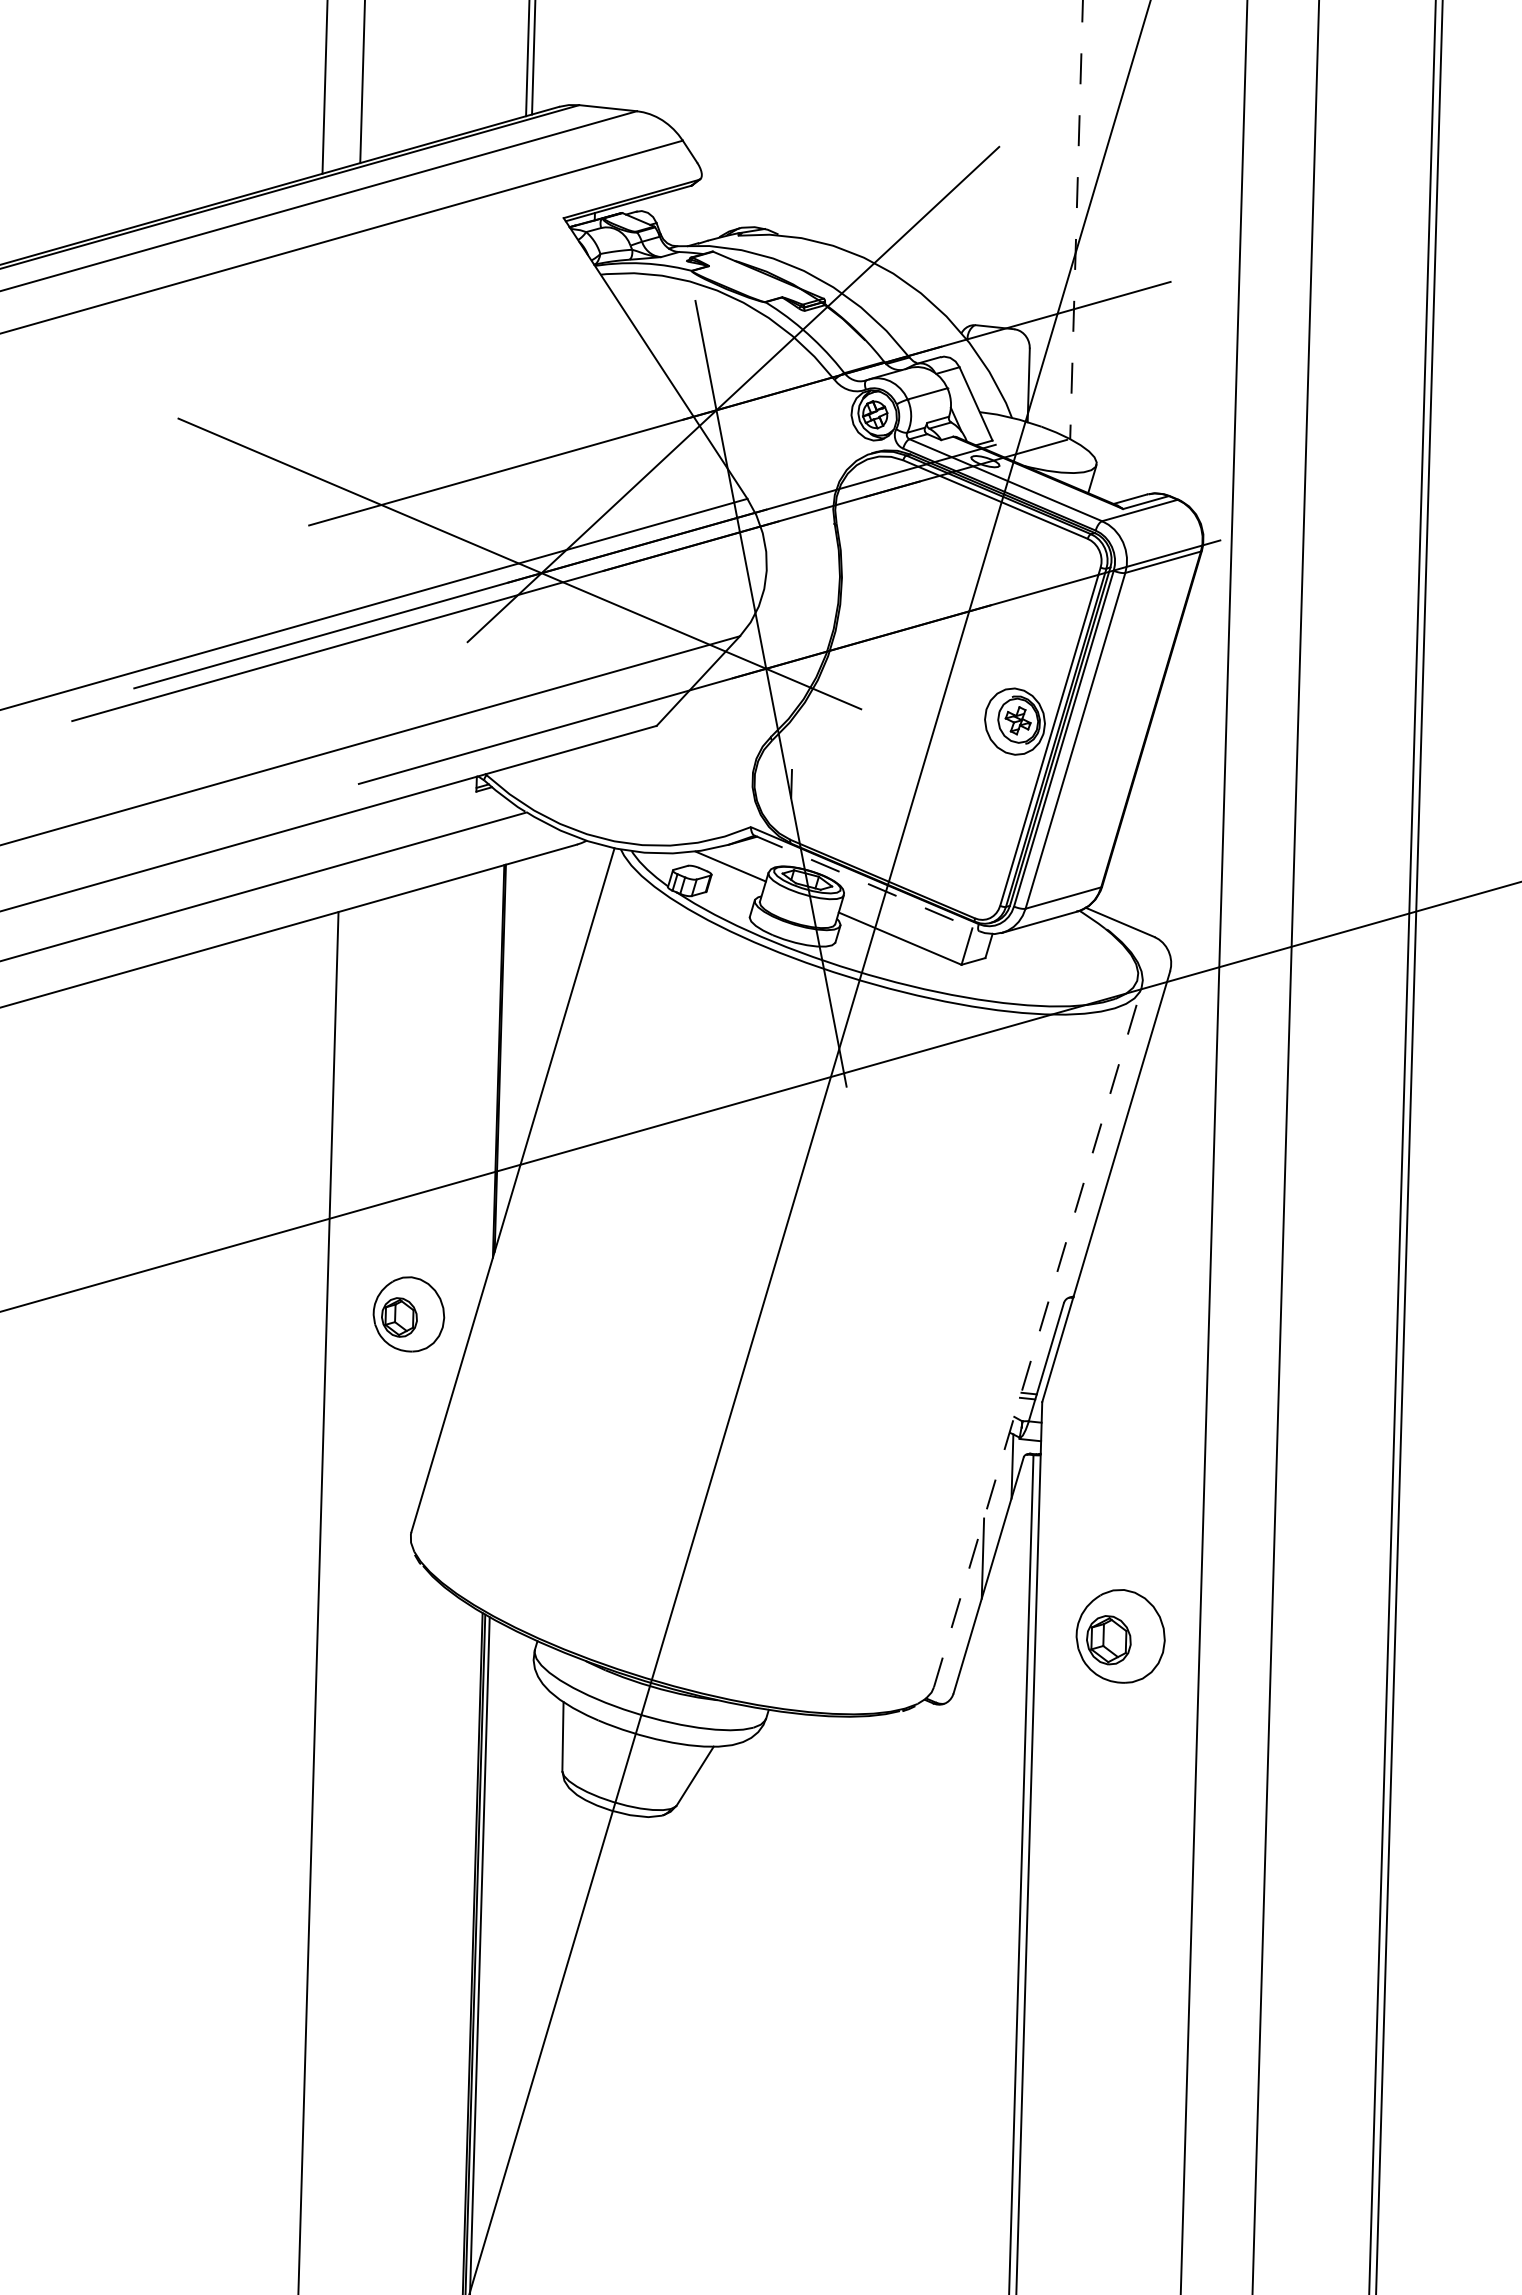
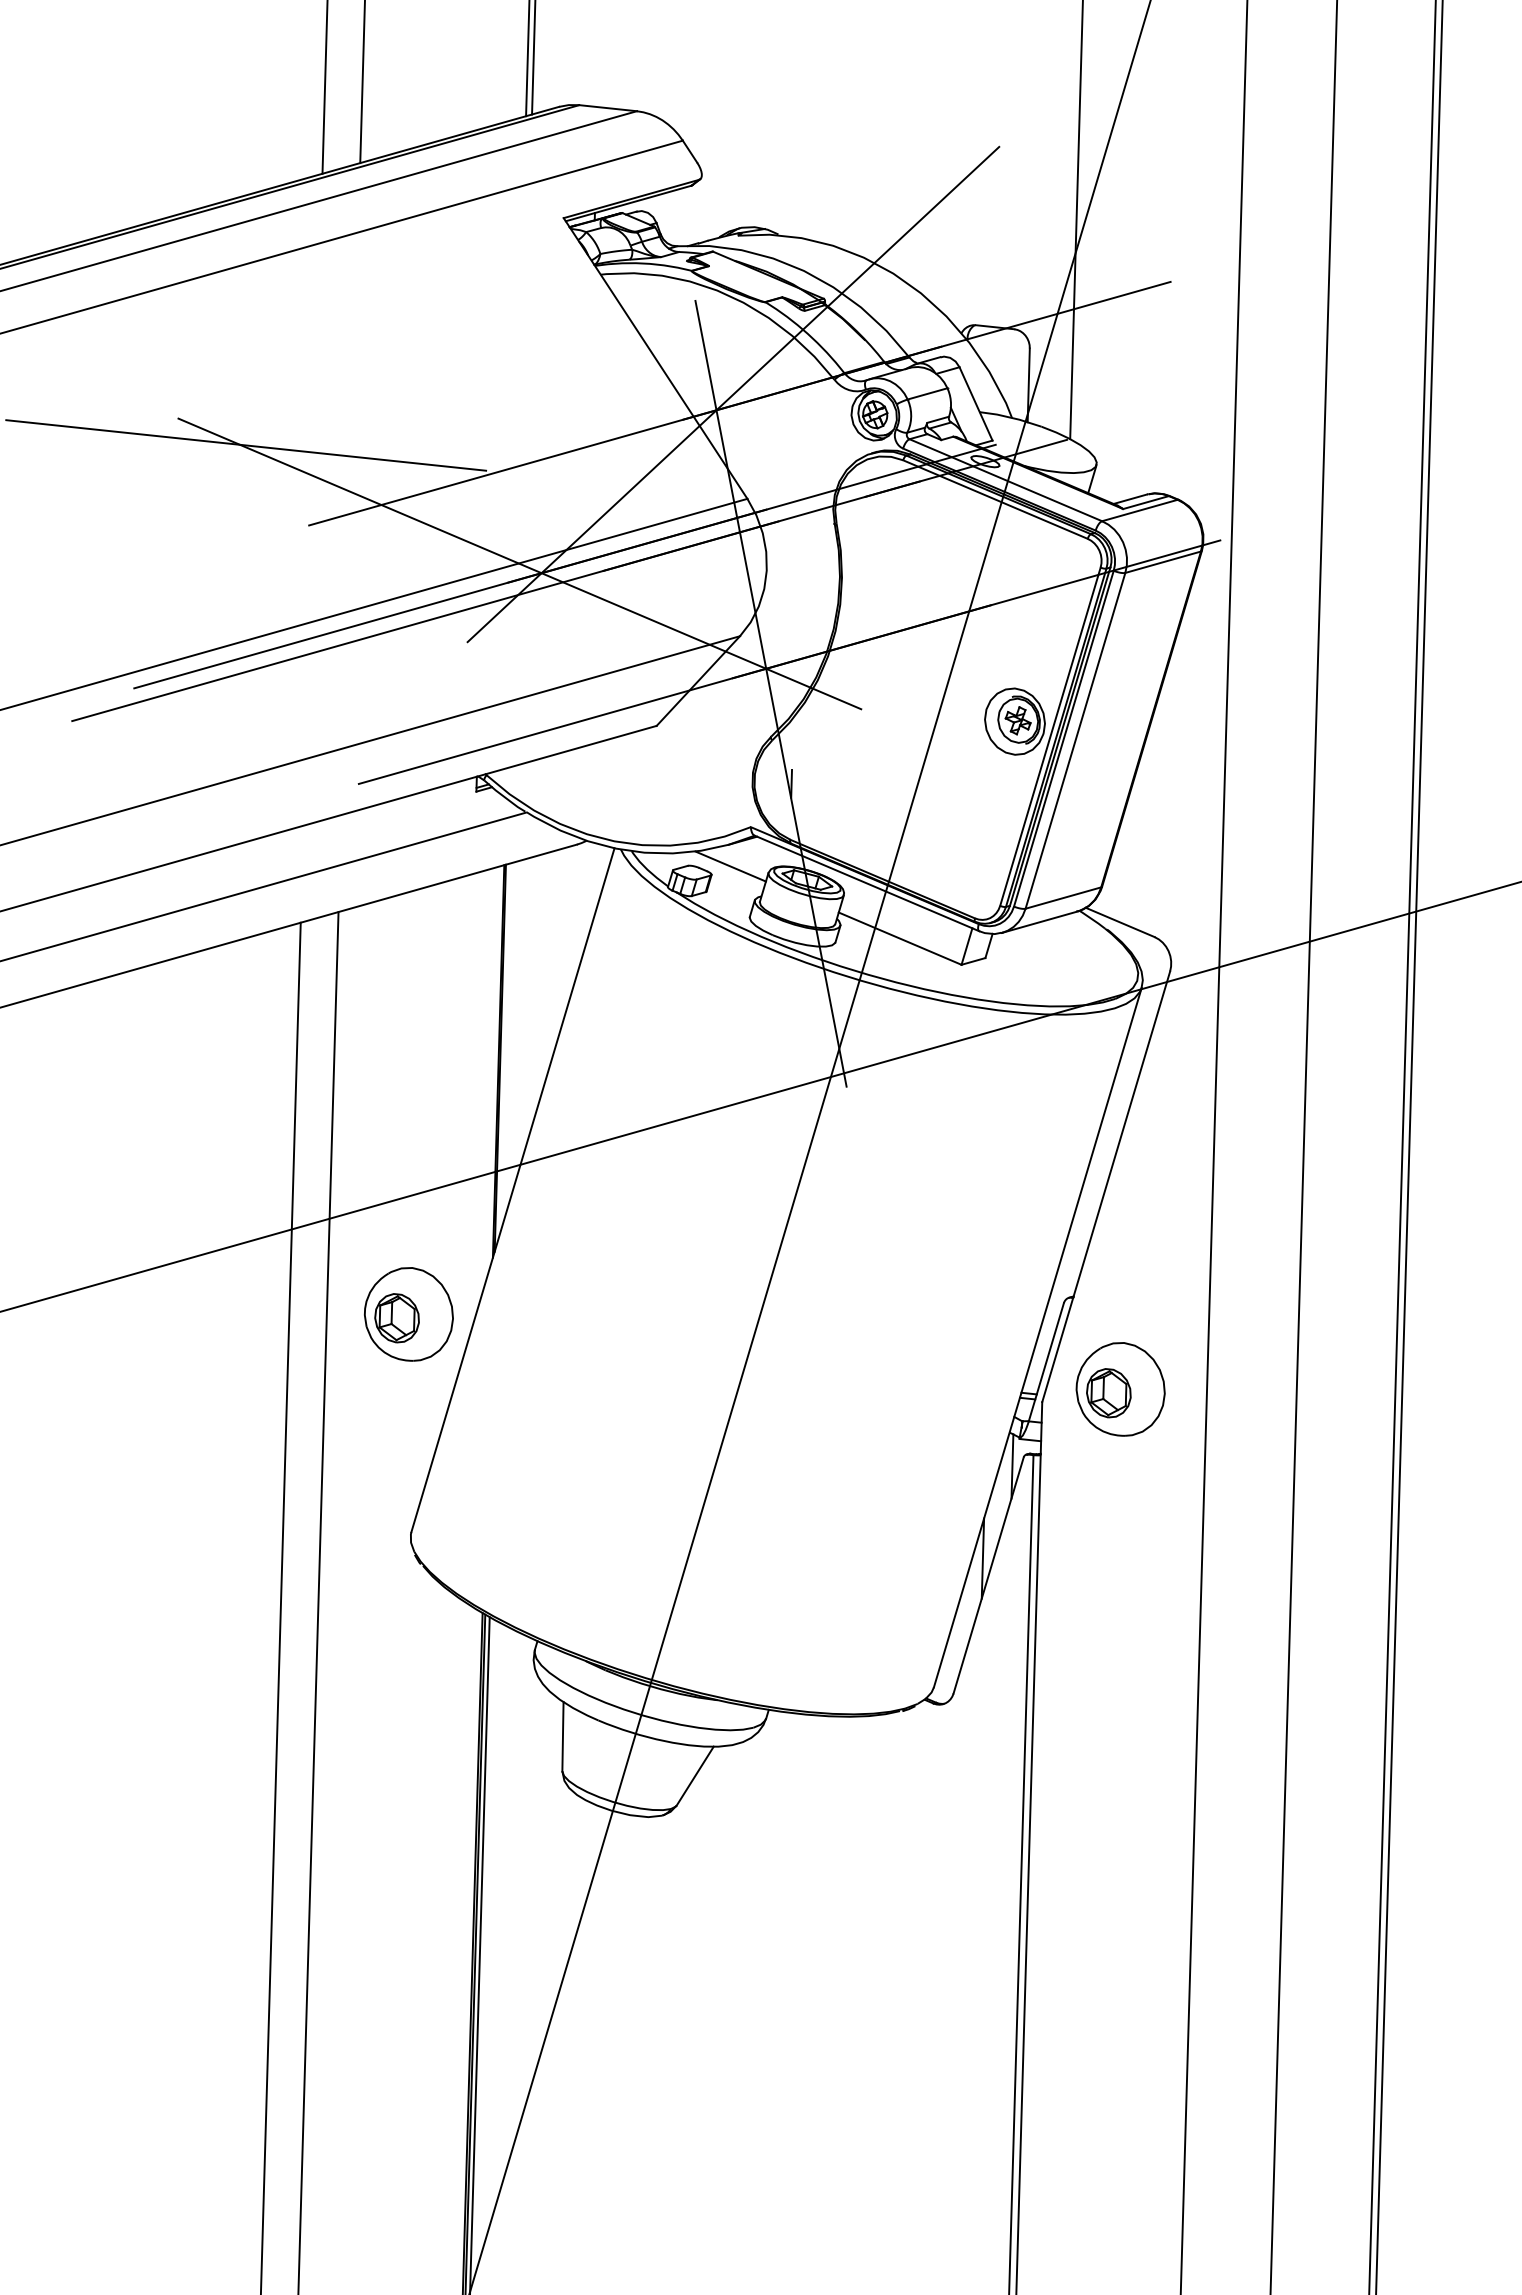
line: dashed -> solid (1076, 220)
line: none -> present (246, 445)
line: dashed -> solid (867, 883)
line position: (1285, 1146) -> (1303, 1146) (1303, 1146)
part size: 74x77 px -> 90x95 px (408, 1314)
line: dashed -> solid (1037, 1337)
line: none -> present (280, 1606)
part position: (1120, 1636) -> (1120, 1389) (1120, 1389)
